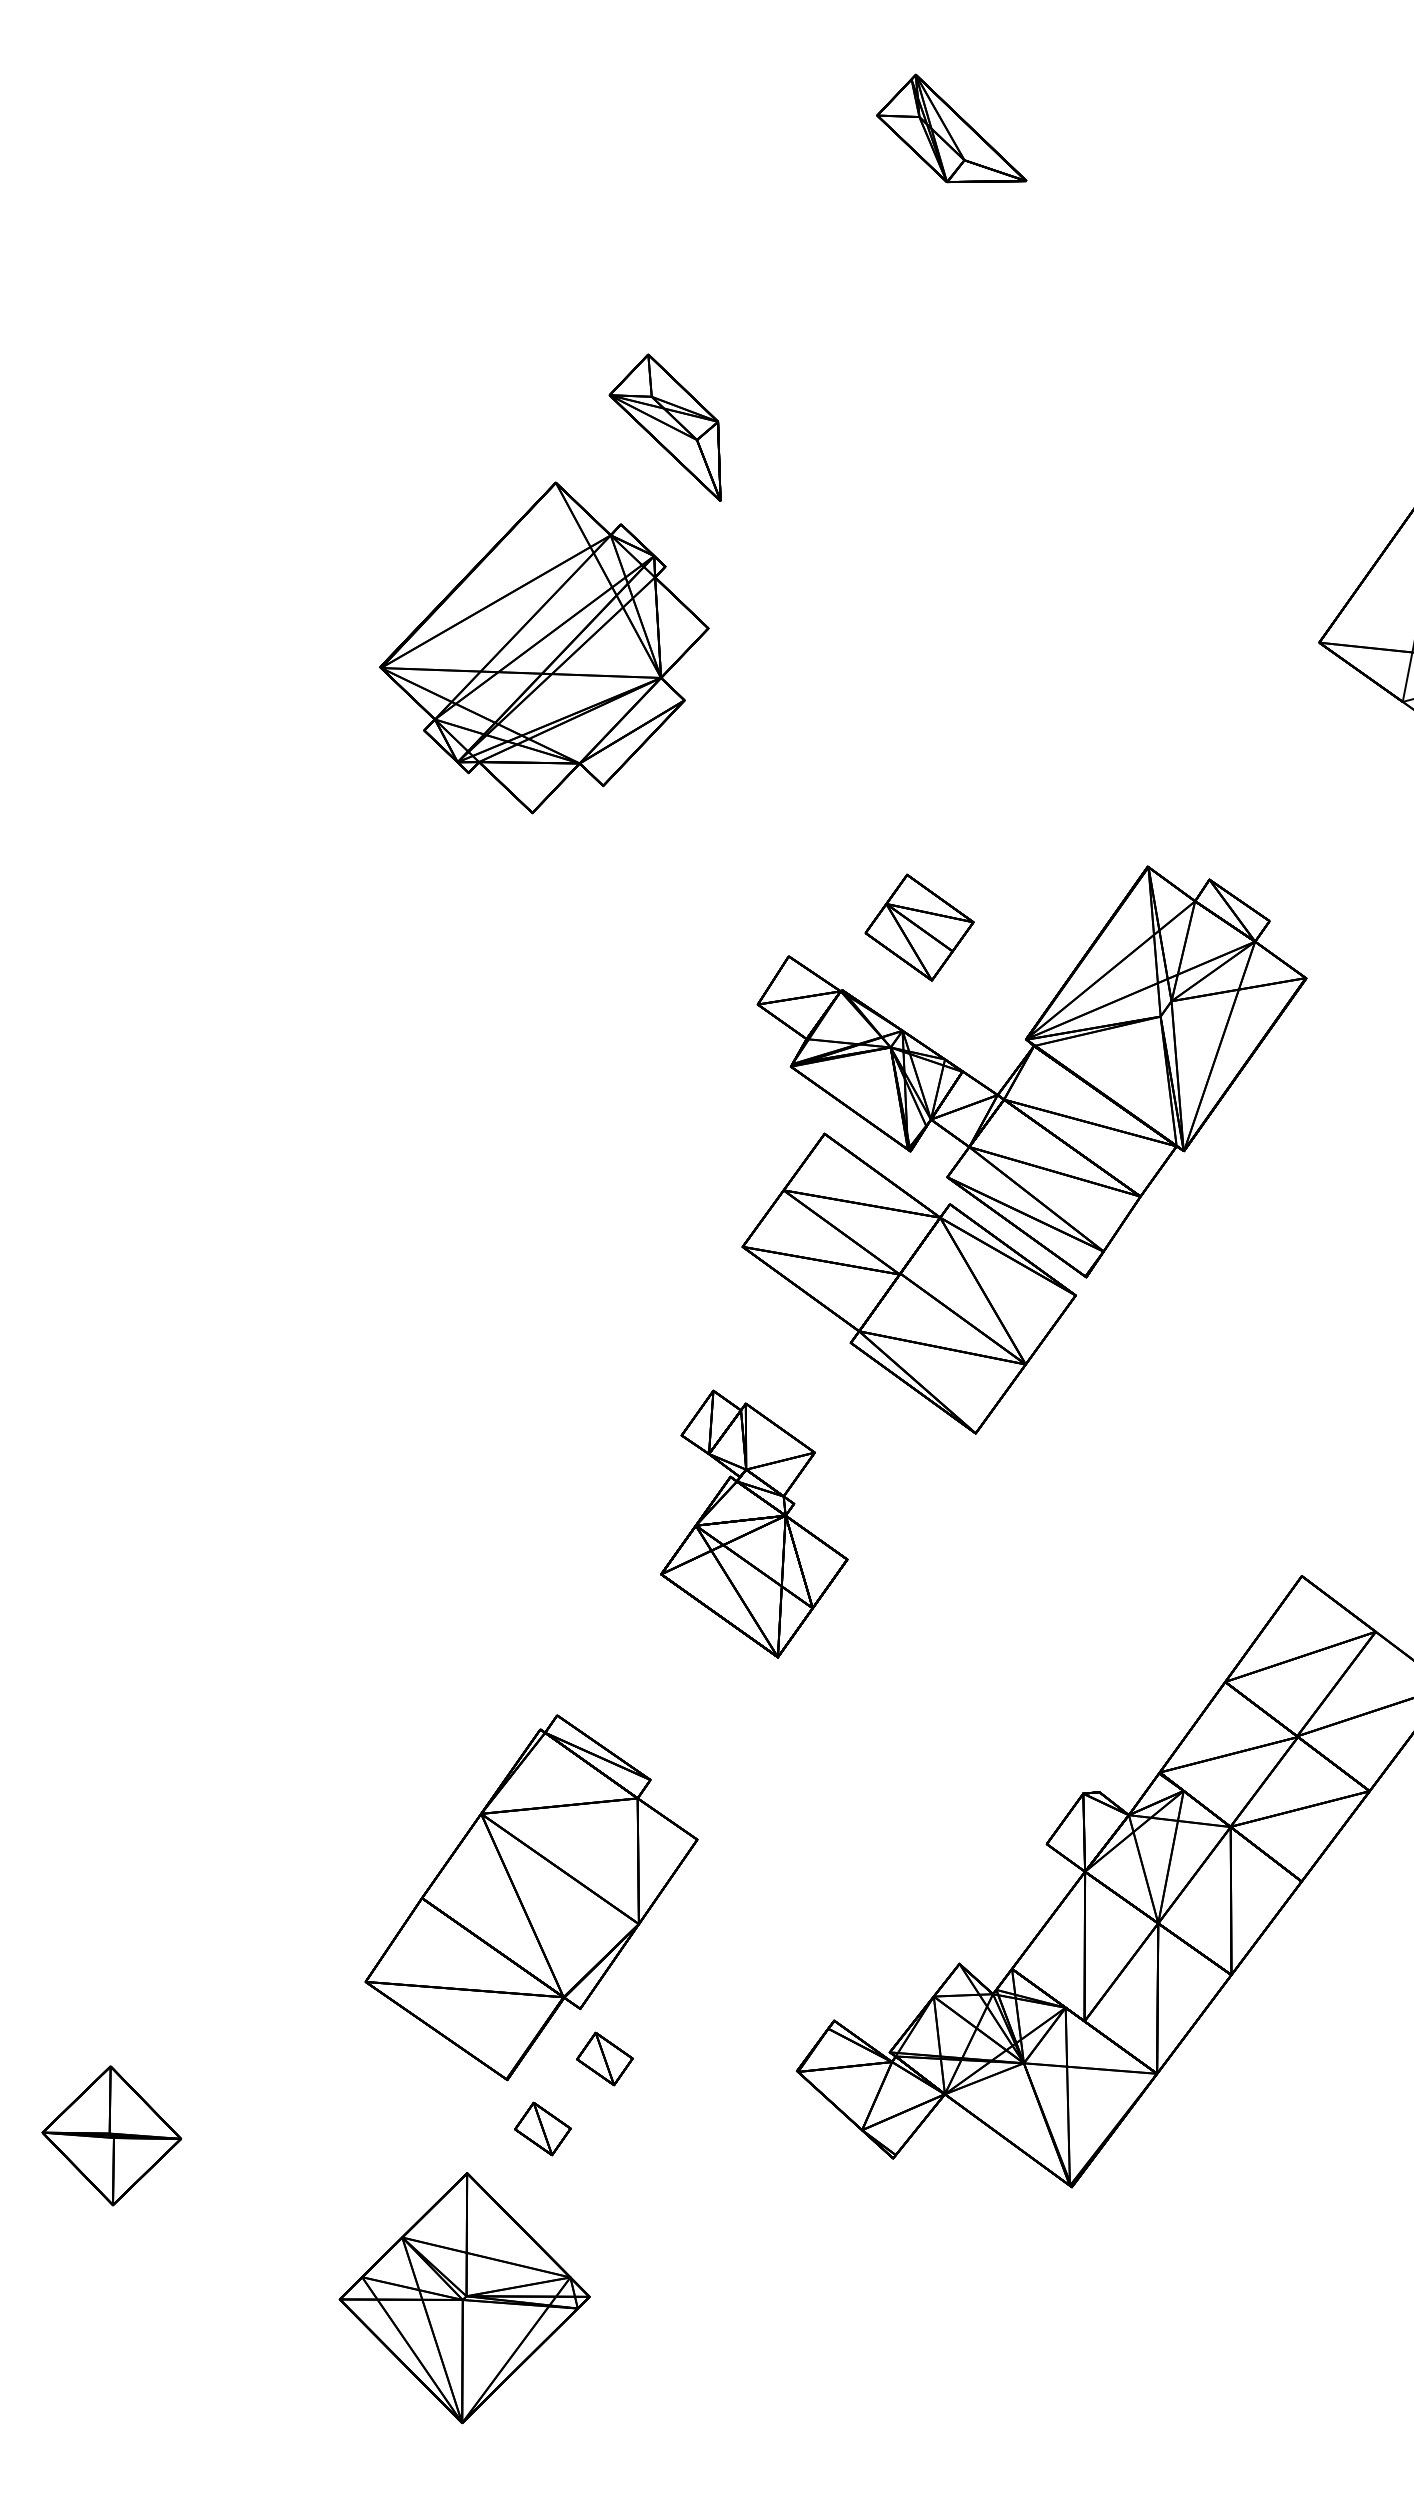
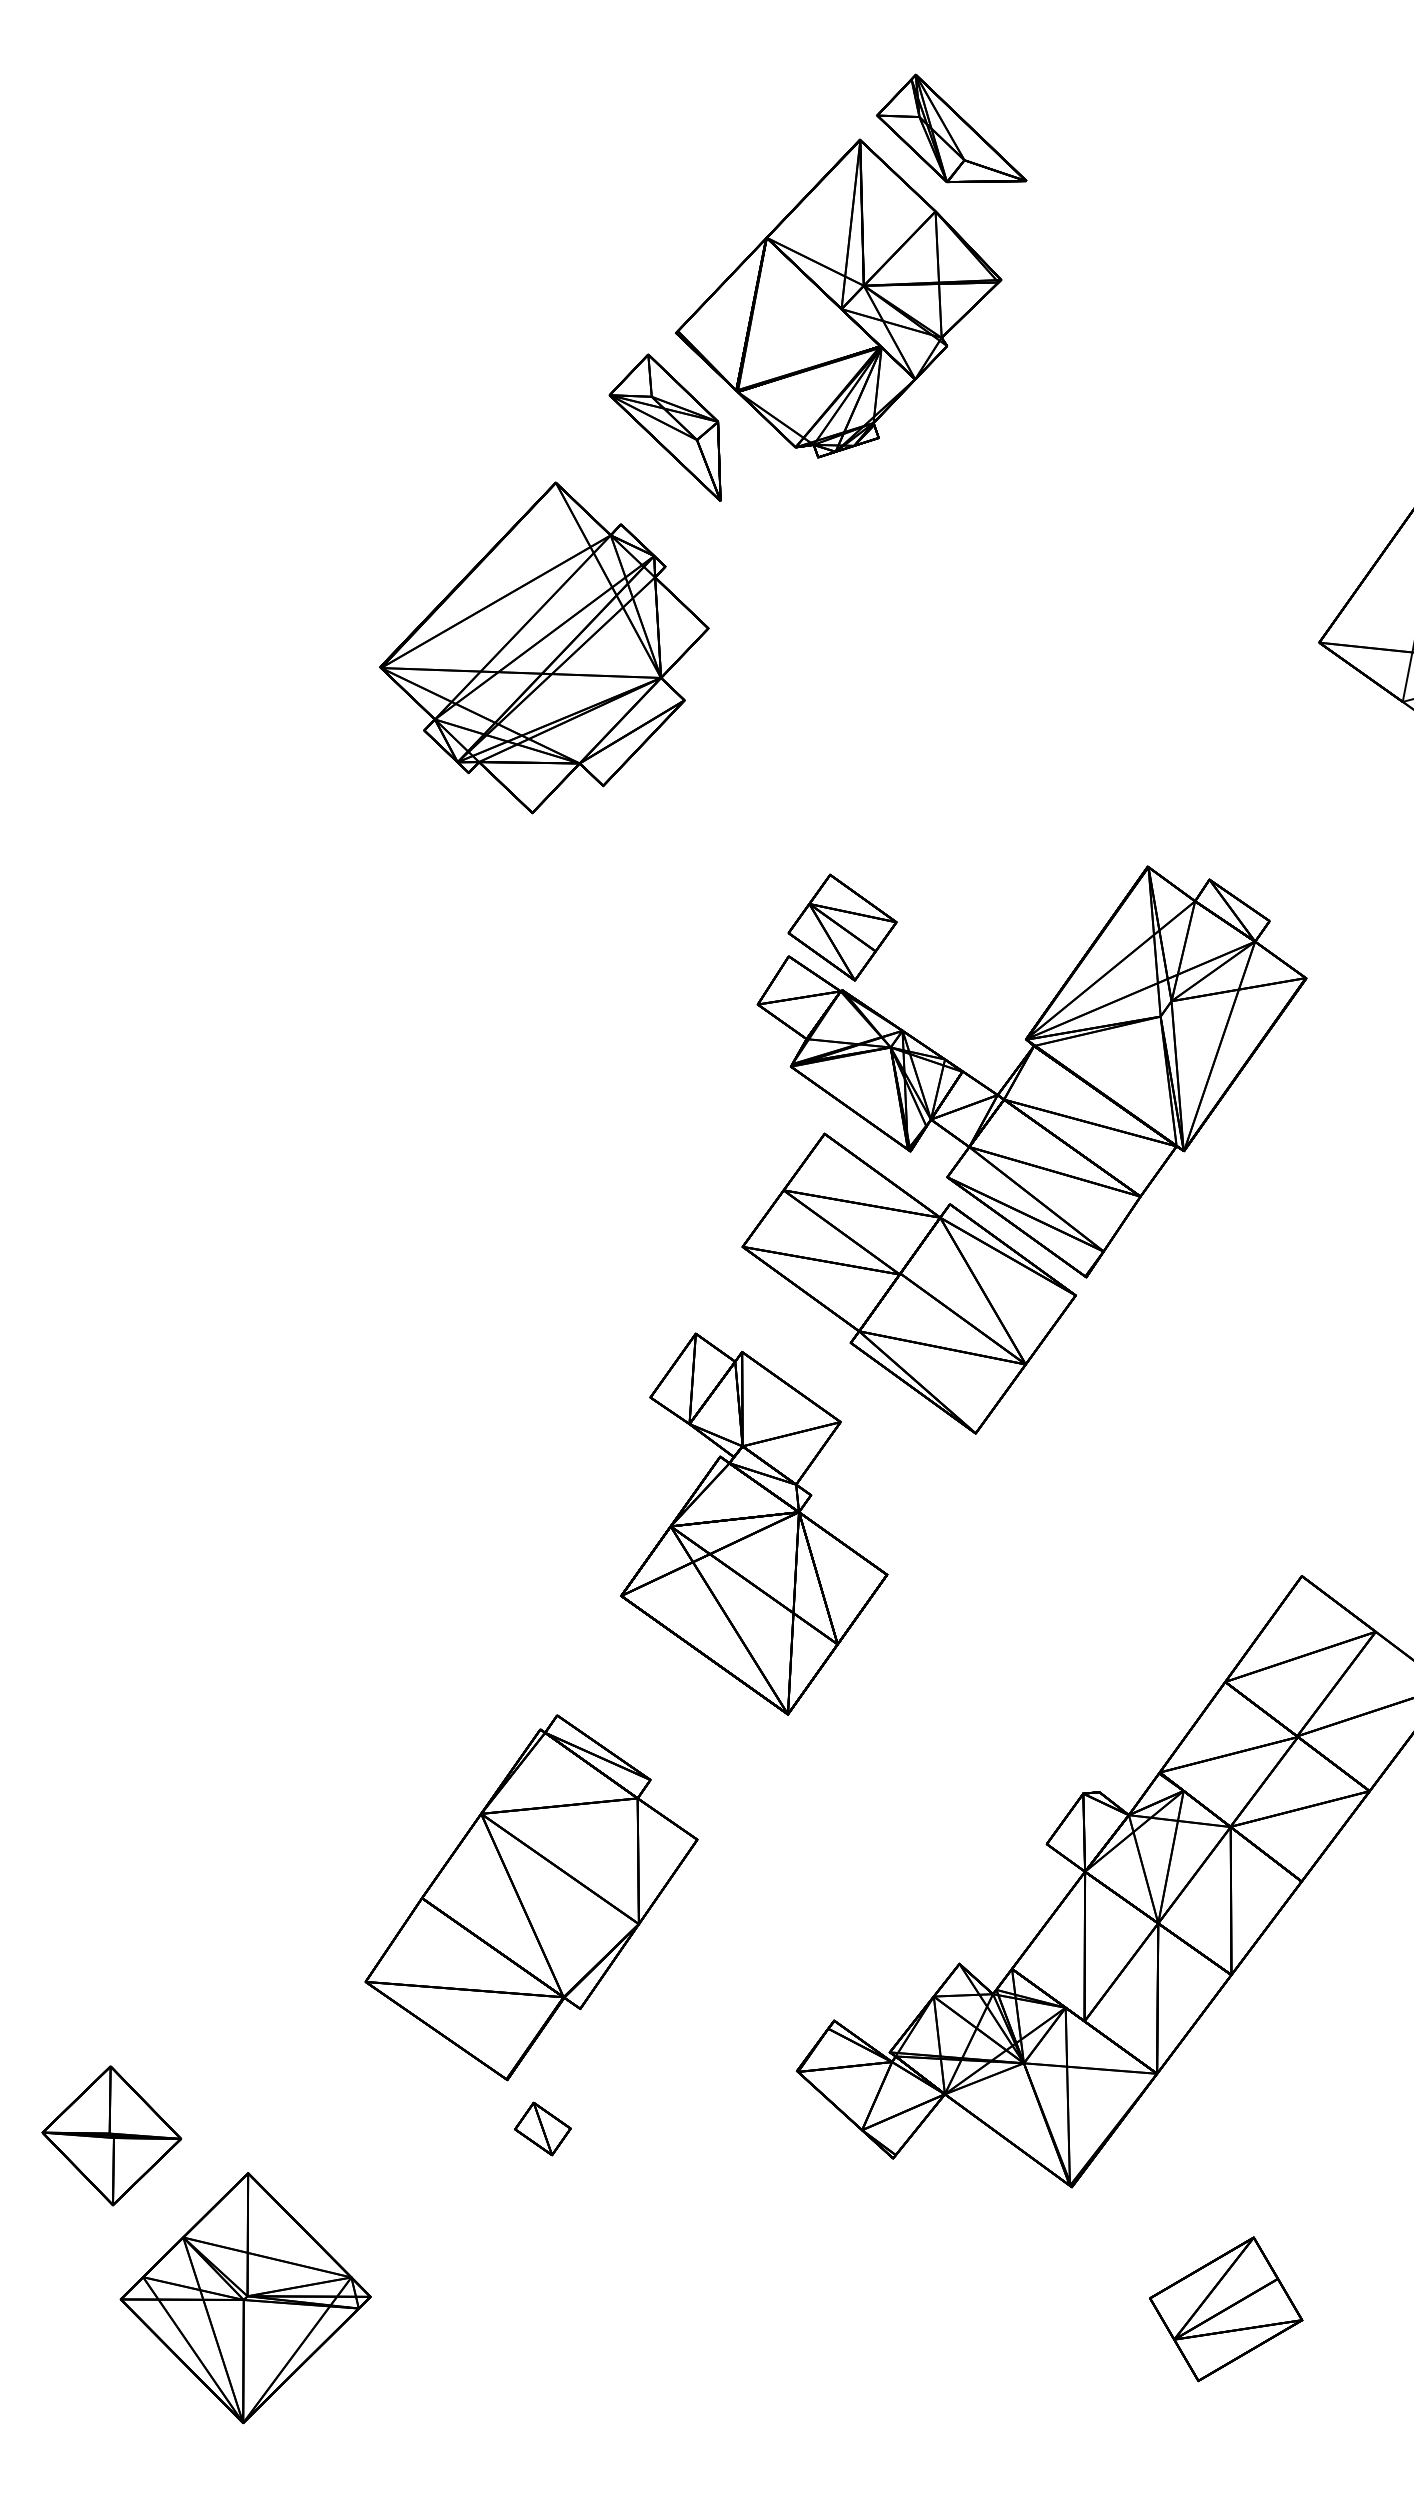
part: none -> present (838, 298)
part position: (919, 927) -> (842, 927) (842, 927)
part size: 189x270 px -> 269x384 px (754, 1523)
part: present -> none (604, 2058)
part position: (464, 2298) -> (245, 2298) (245, 2298)
part: none -> present (1226, 2309)
